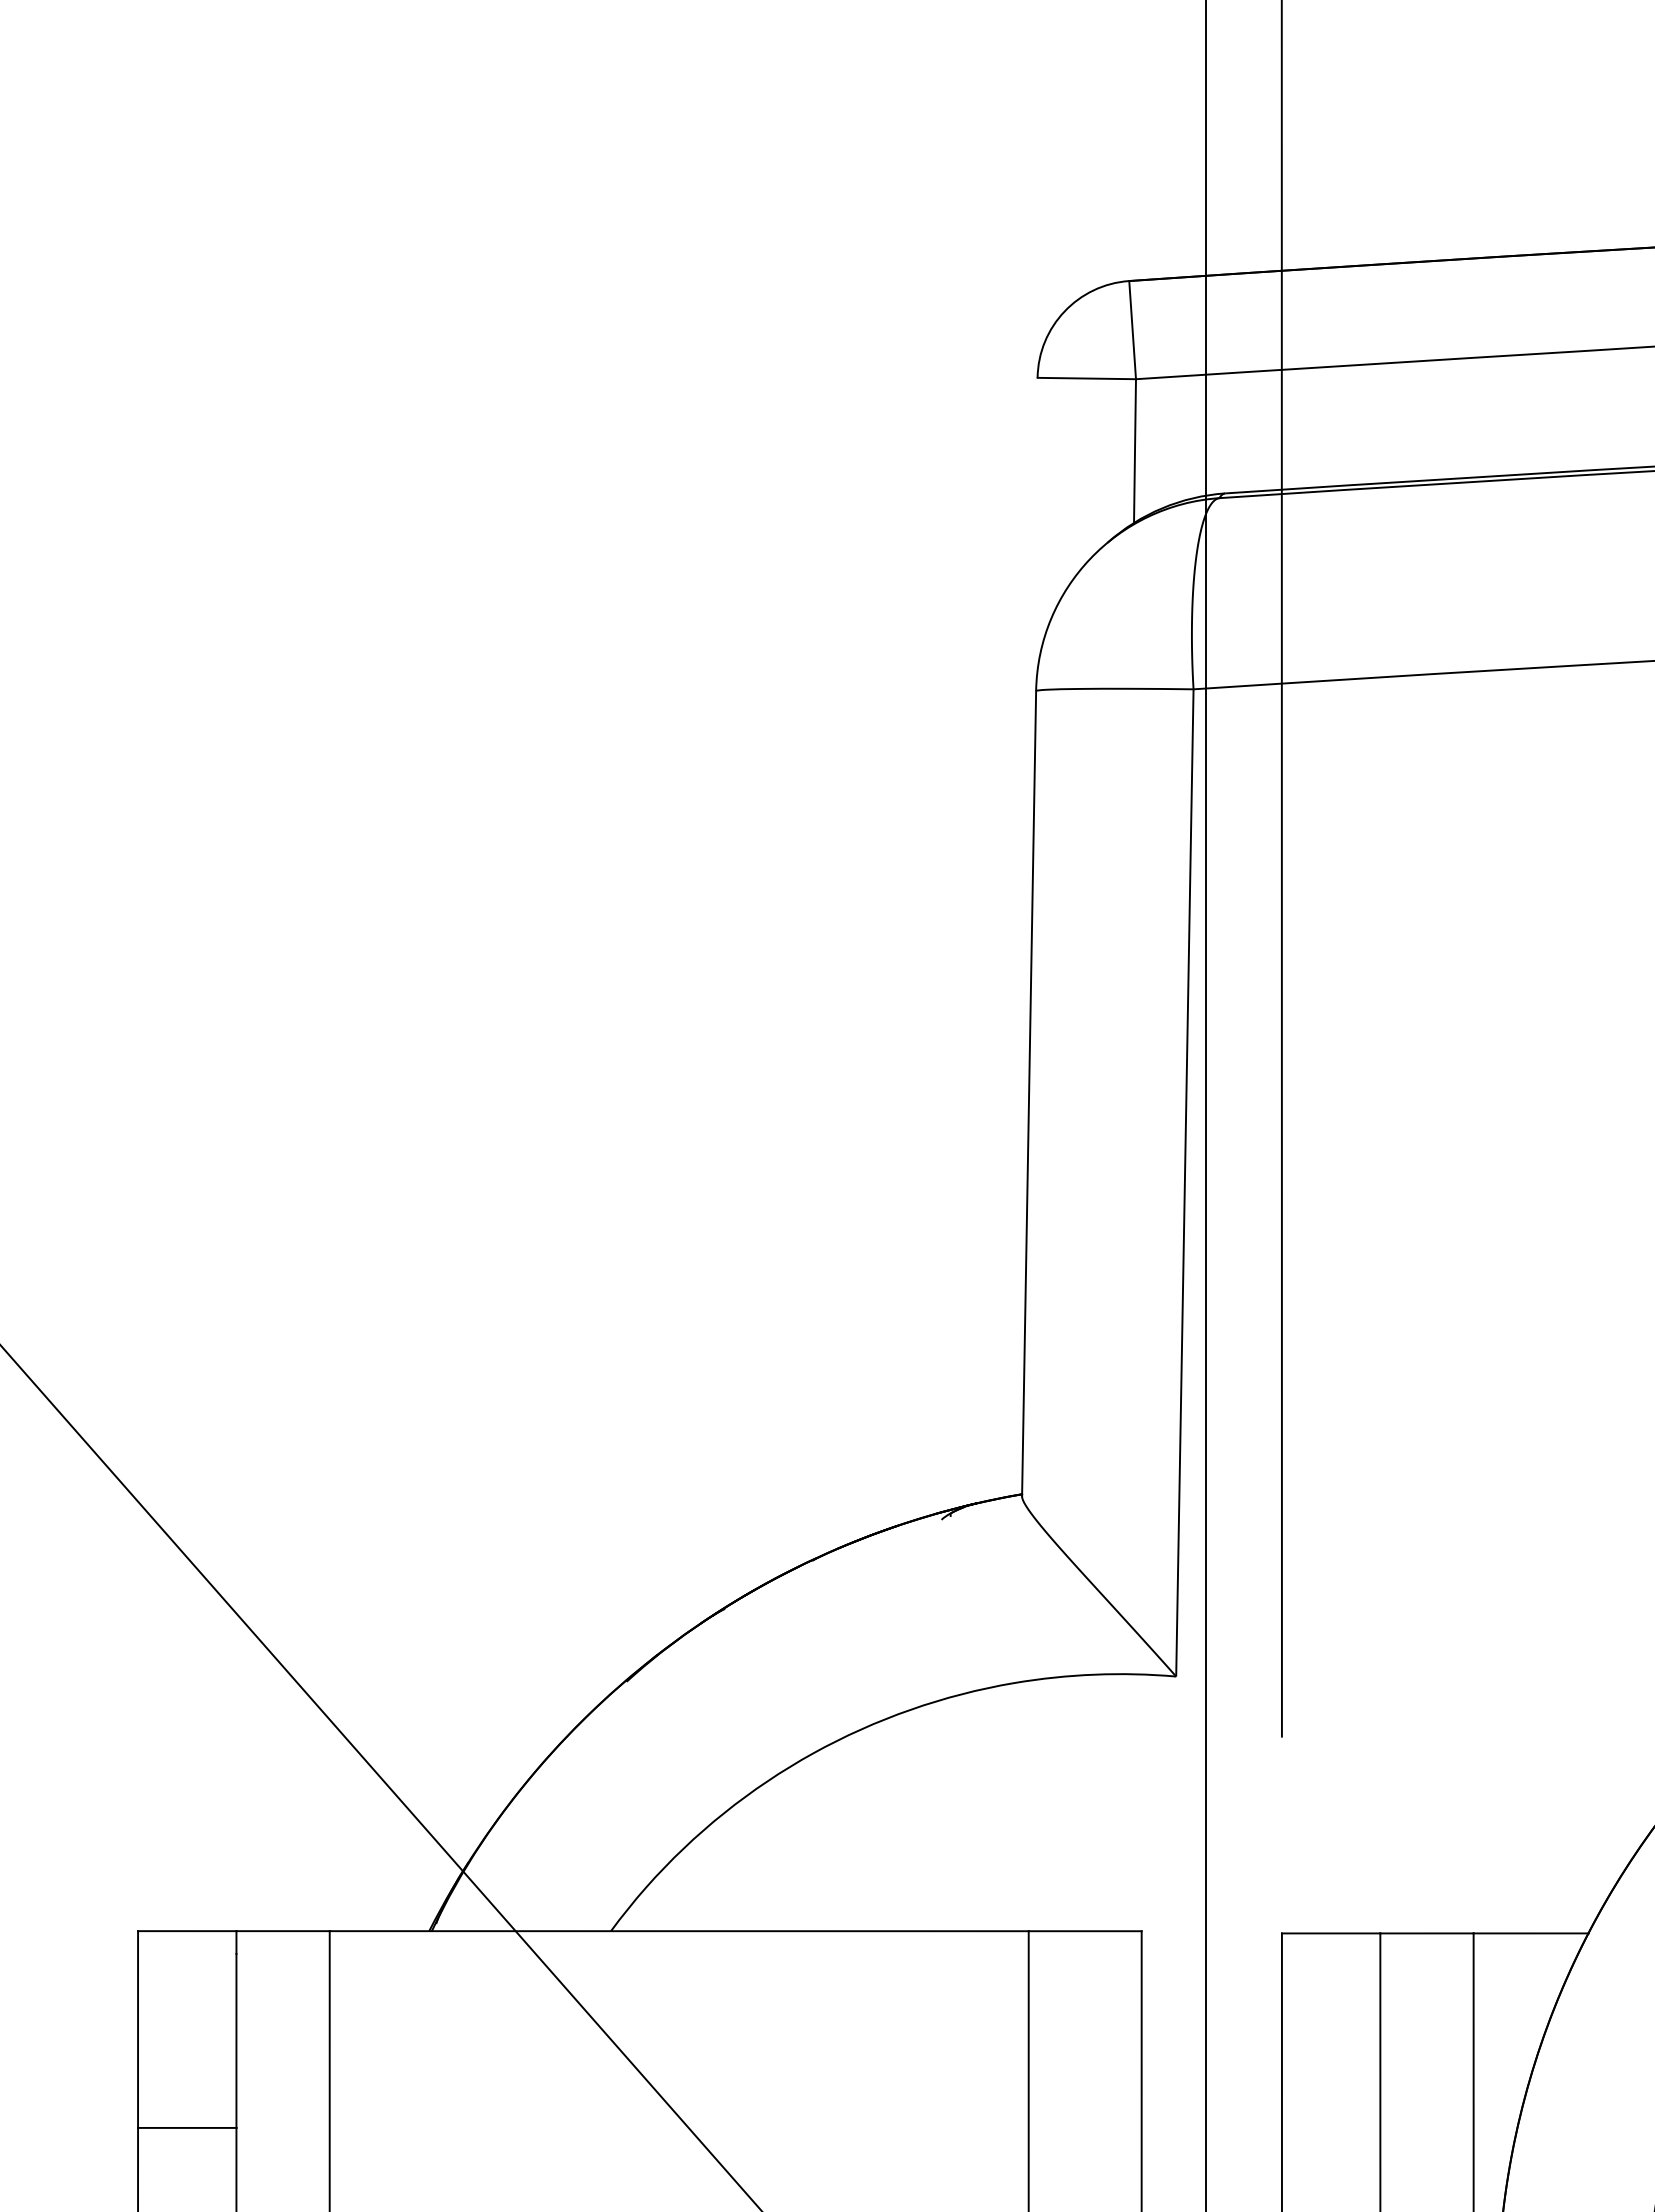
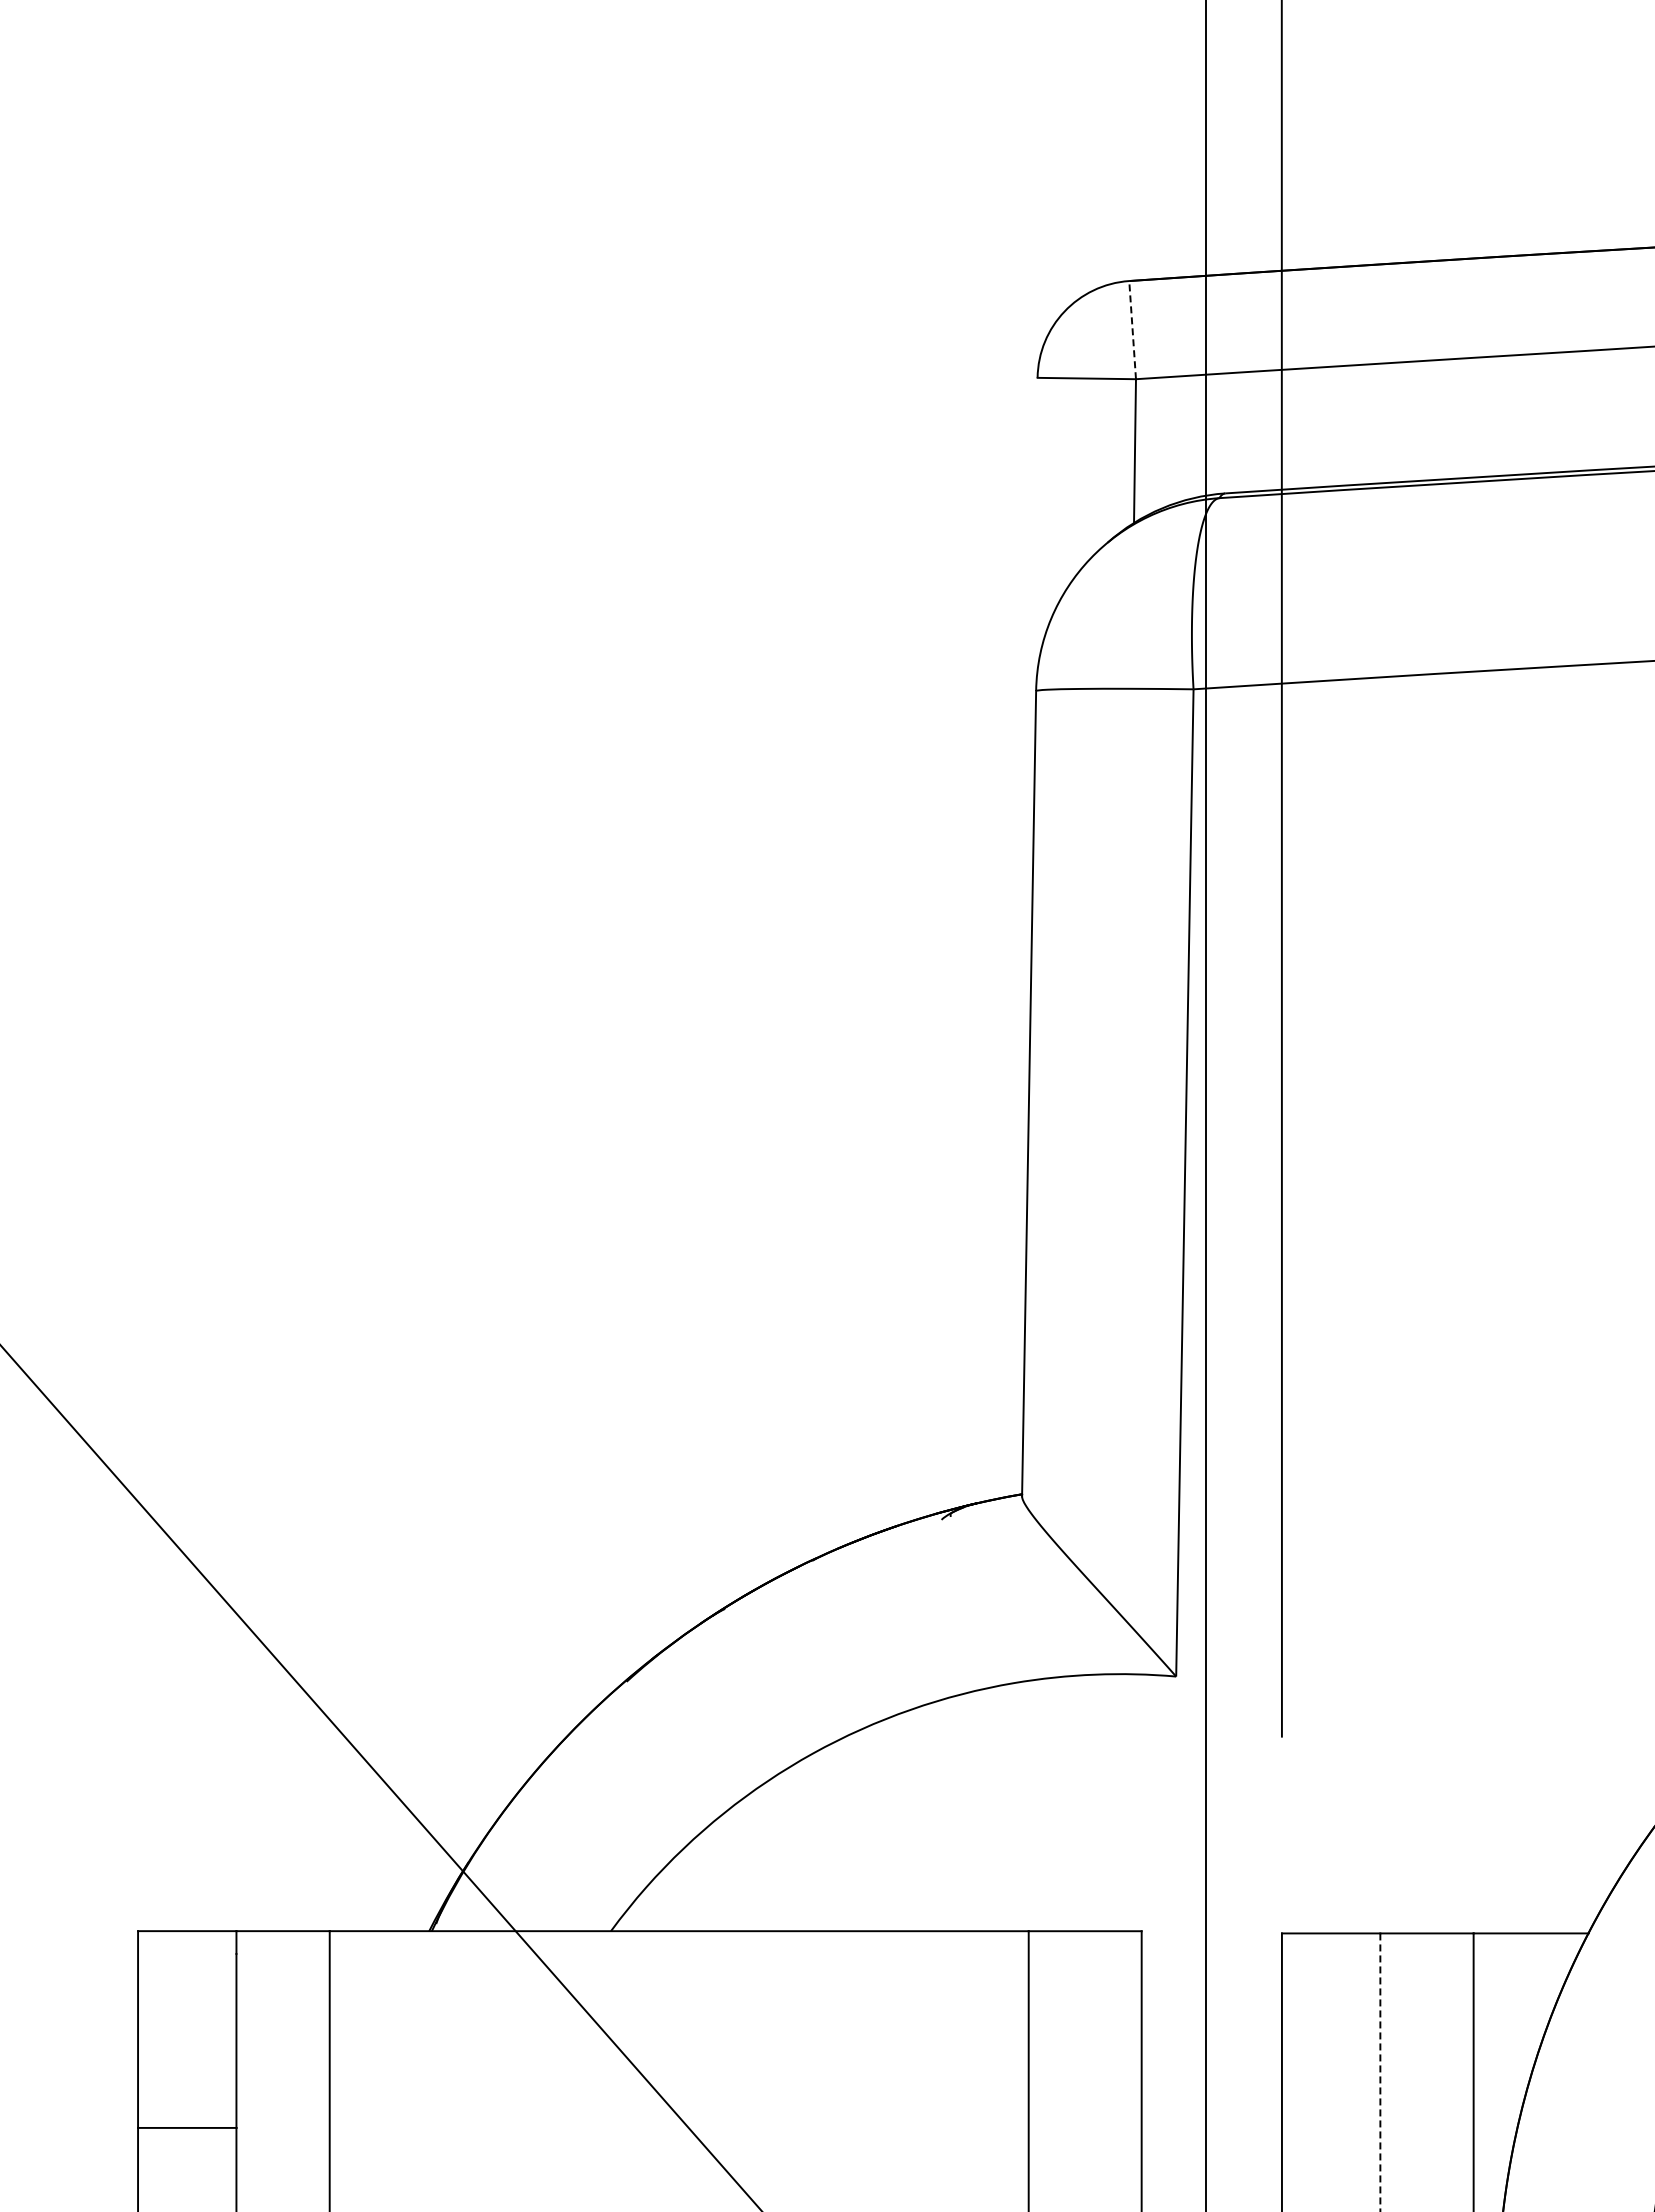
line: solid -> dashed (1132, 329)
line: solid -> dashed (1380, 2072)
